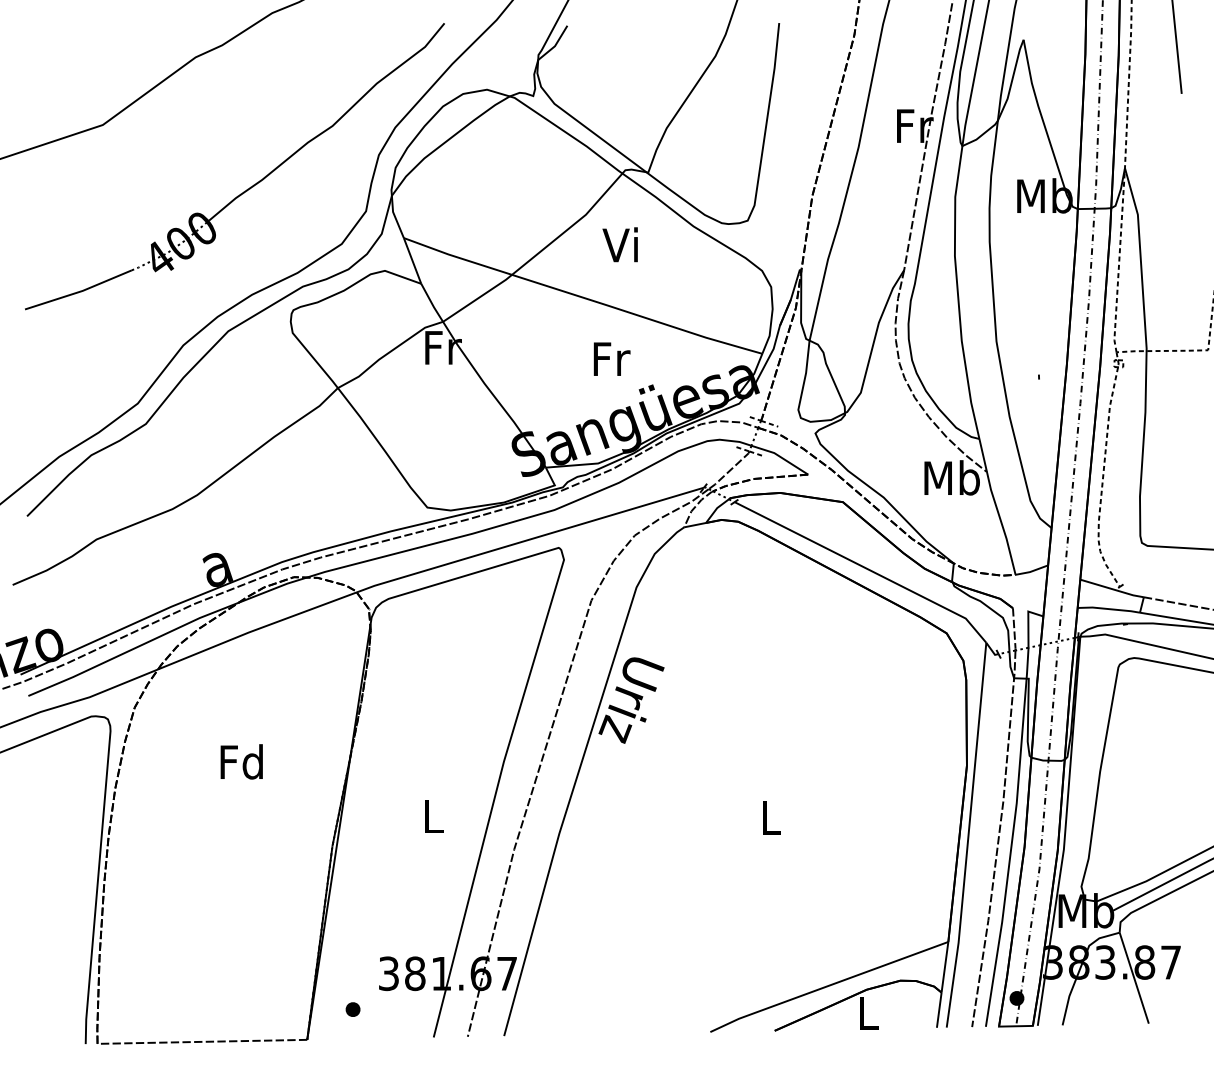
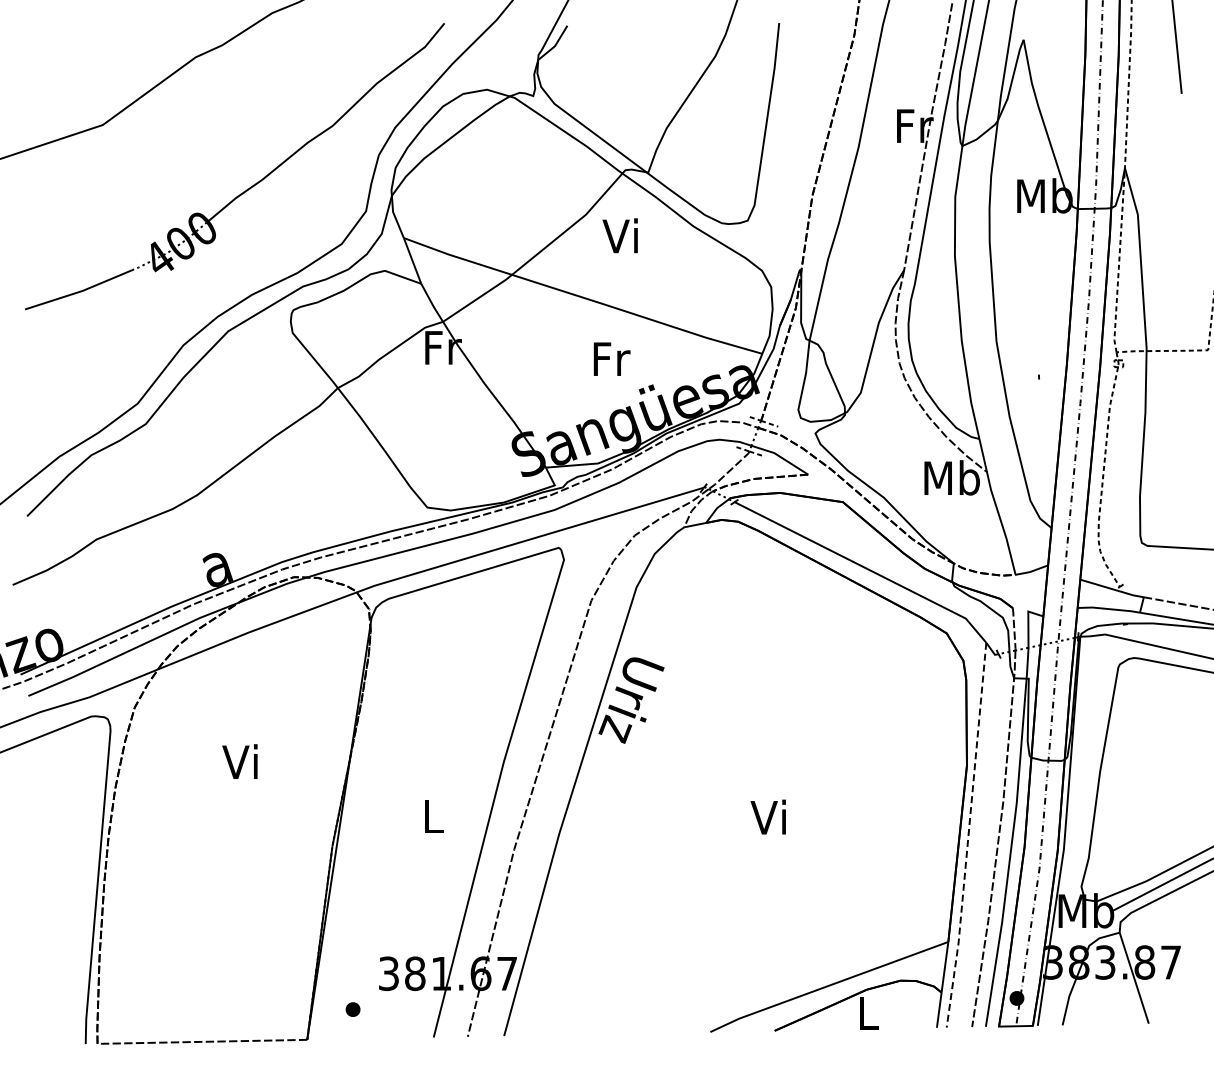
text position: (619, 244) -> (619, 235) (619, 235)
text: Fd -> Vi (241, 761)
text: L -> Vi (767, 816)
line: solid -> dashed (968, 836)
